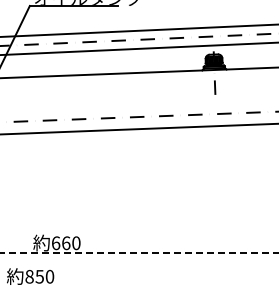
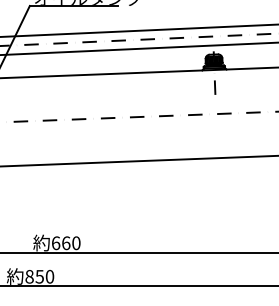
line position: (138, 128) -> (138, 160) (138, 160)
line: dashed -> solid (138, 252)
line: none -> present (138, 286)
